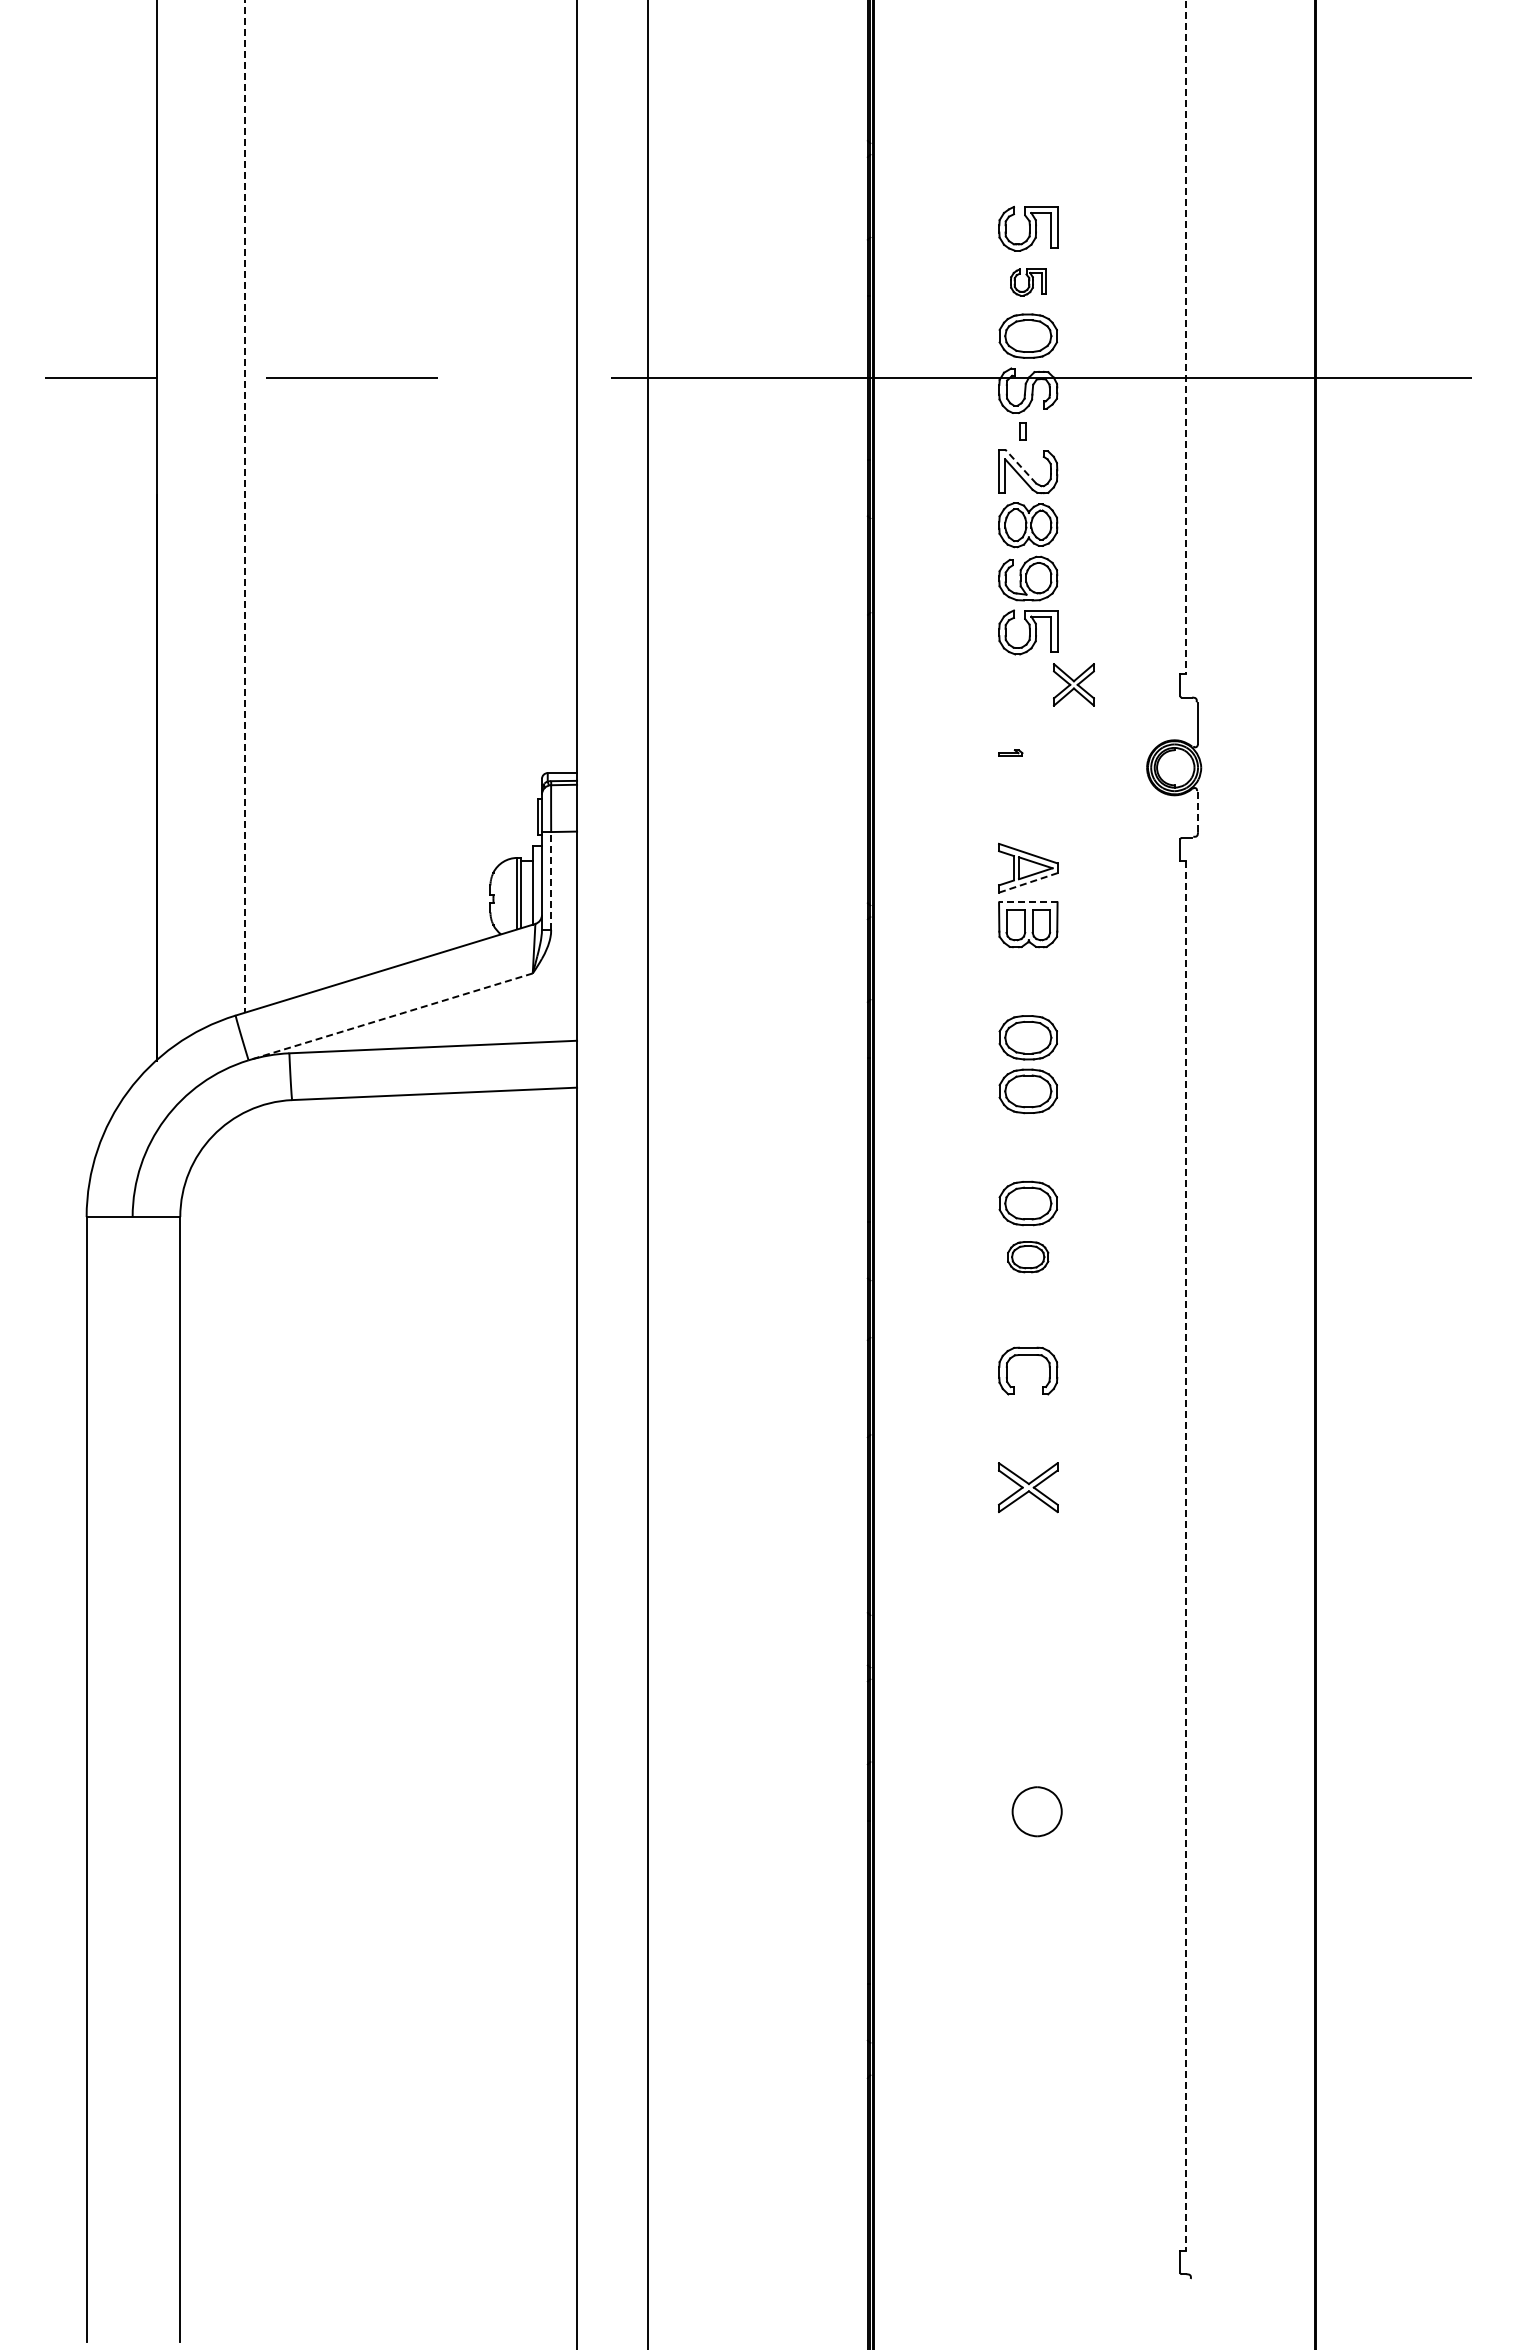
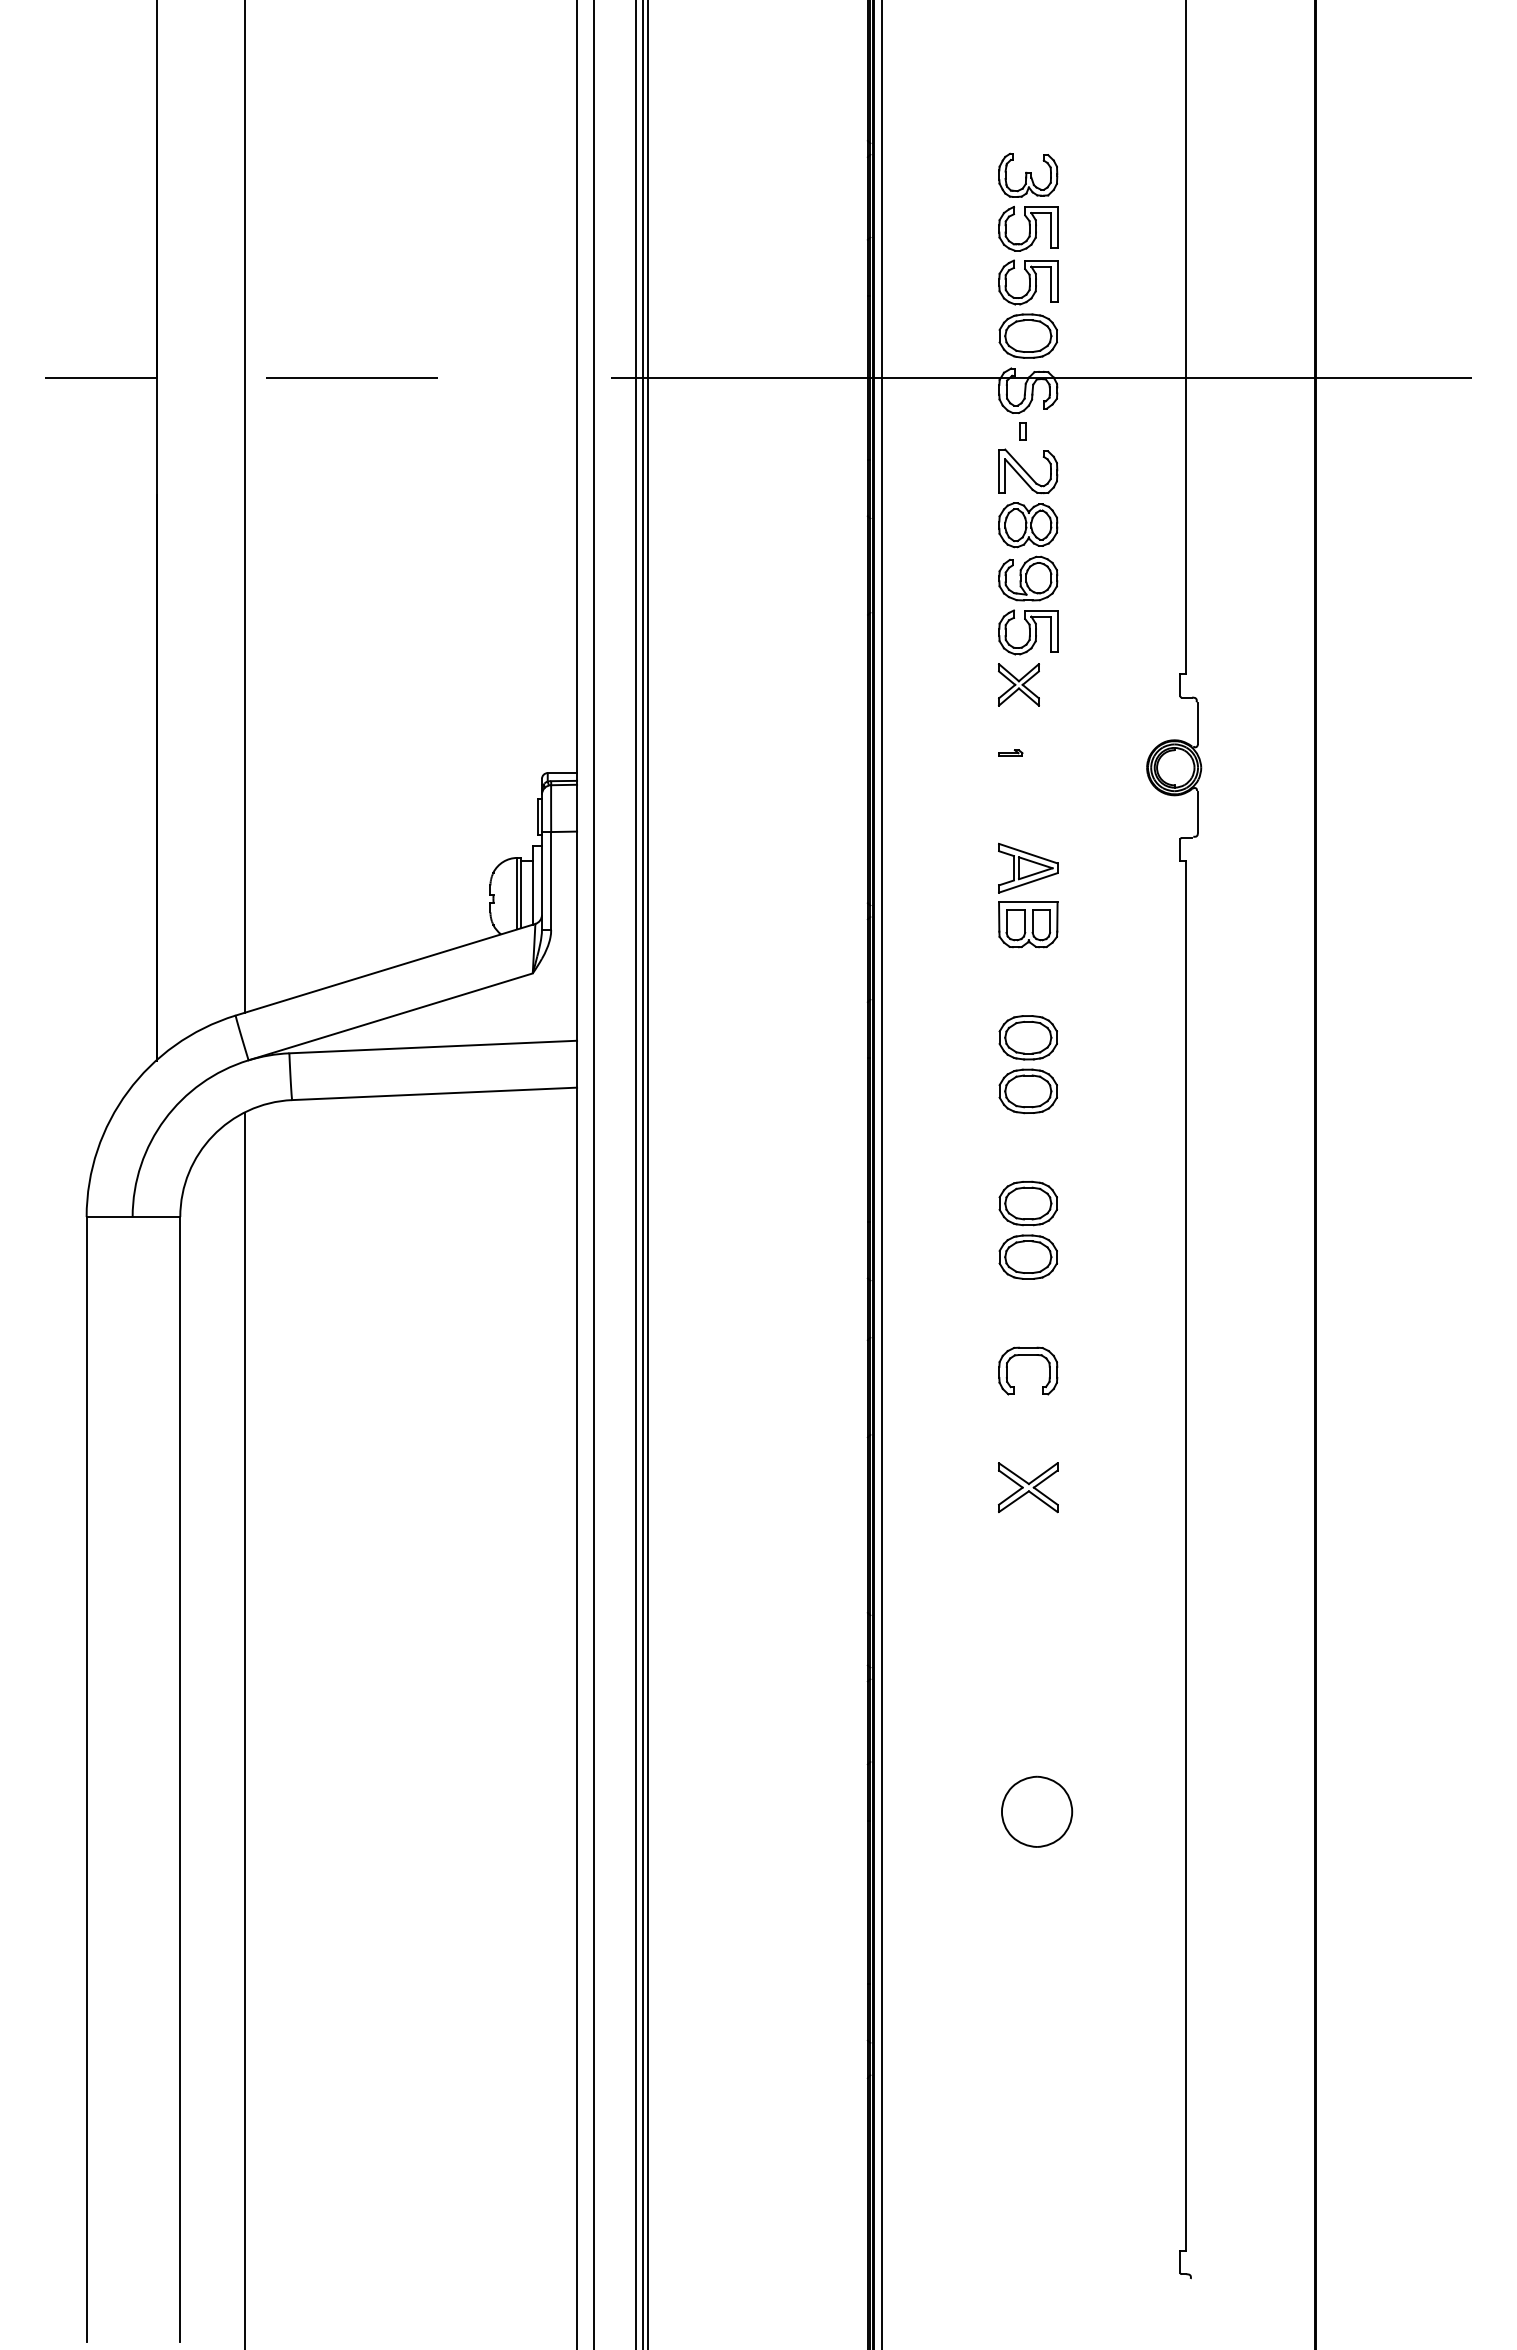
part: none -> present (1028, 174)
part size: 37x29 px -> 61x47 px (1028, 282)
line: dashed -> solid (1186, 337)
line: dashed -> solid (1020, 466)
line: dashed -> solid (245, 506)
part position: (1073, 684) -> (1018, 684) (1018, 684)
line: dashed -> solid (1198, 812)
line: dashed -> solid (551, 880)
line: dashed -> solid (1028, 882)
line: dashed -> solid (1027, 902)
line: dashed -> solid (390, 1016)
line: none -> present (594, 1174)
line: none -> present (635, 1174)
line: none -> present (642, 1174)
line: none -> present (882, 1174)
part size: 43x33 px -> 60x46 px (1027, 1256)
line: dashed -> solid (1186, 1556)
line: none -> present (245, 1729)
part size: 52x52 px -> 73x73 px (1037, 1811)
